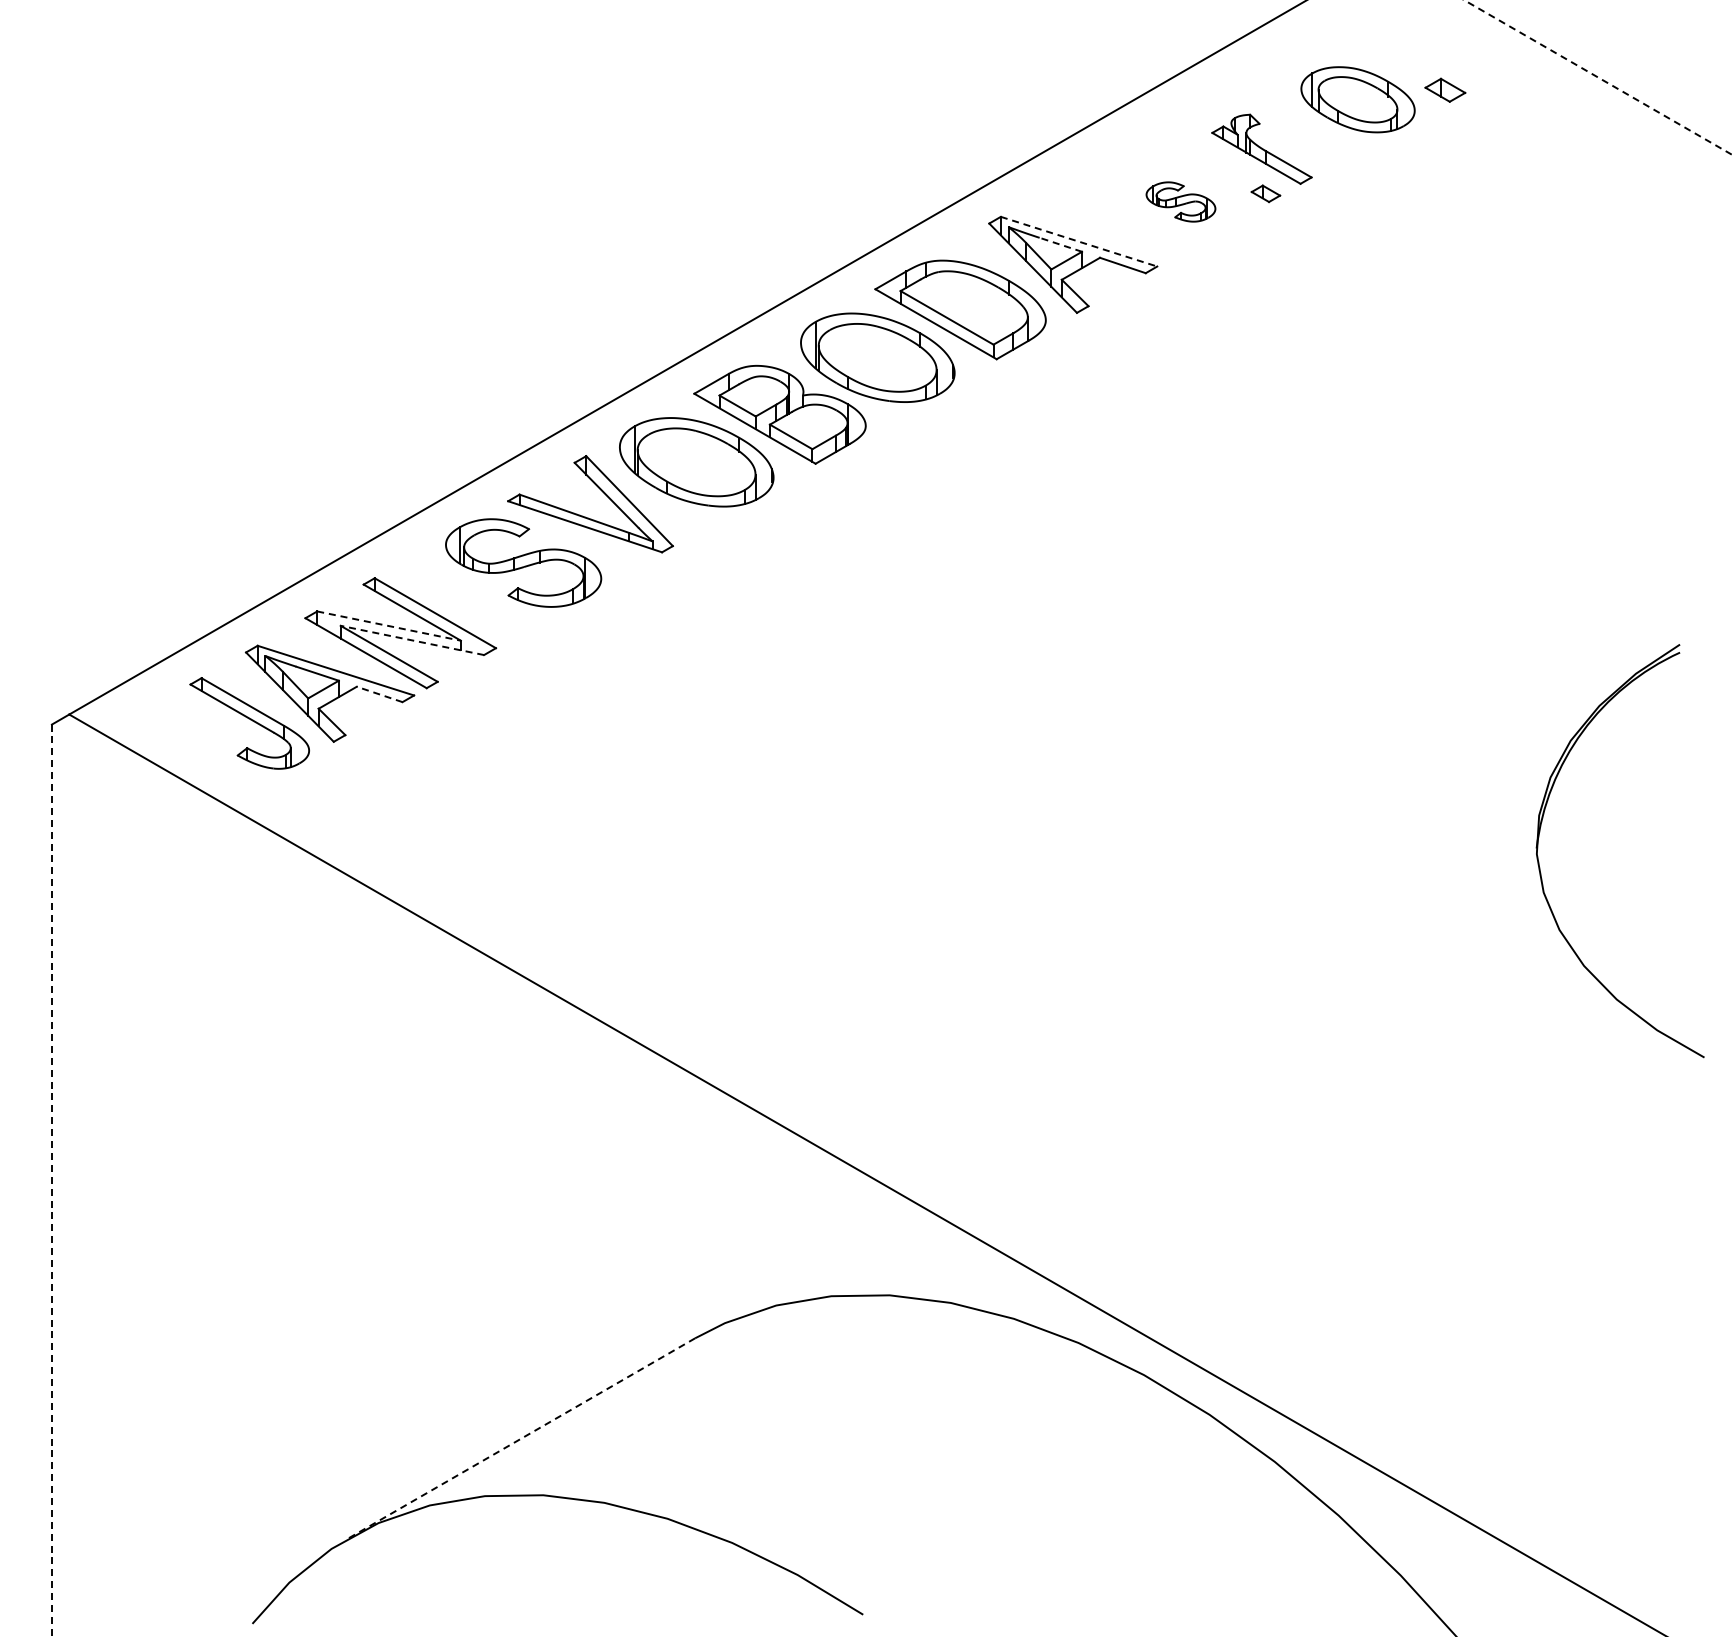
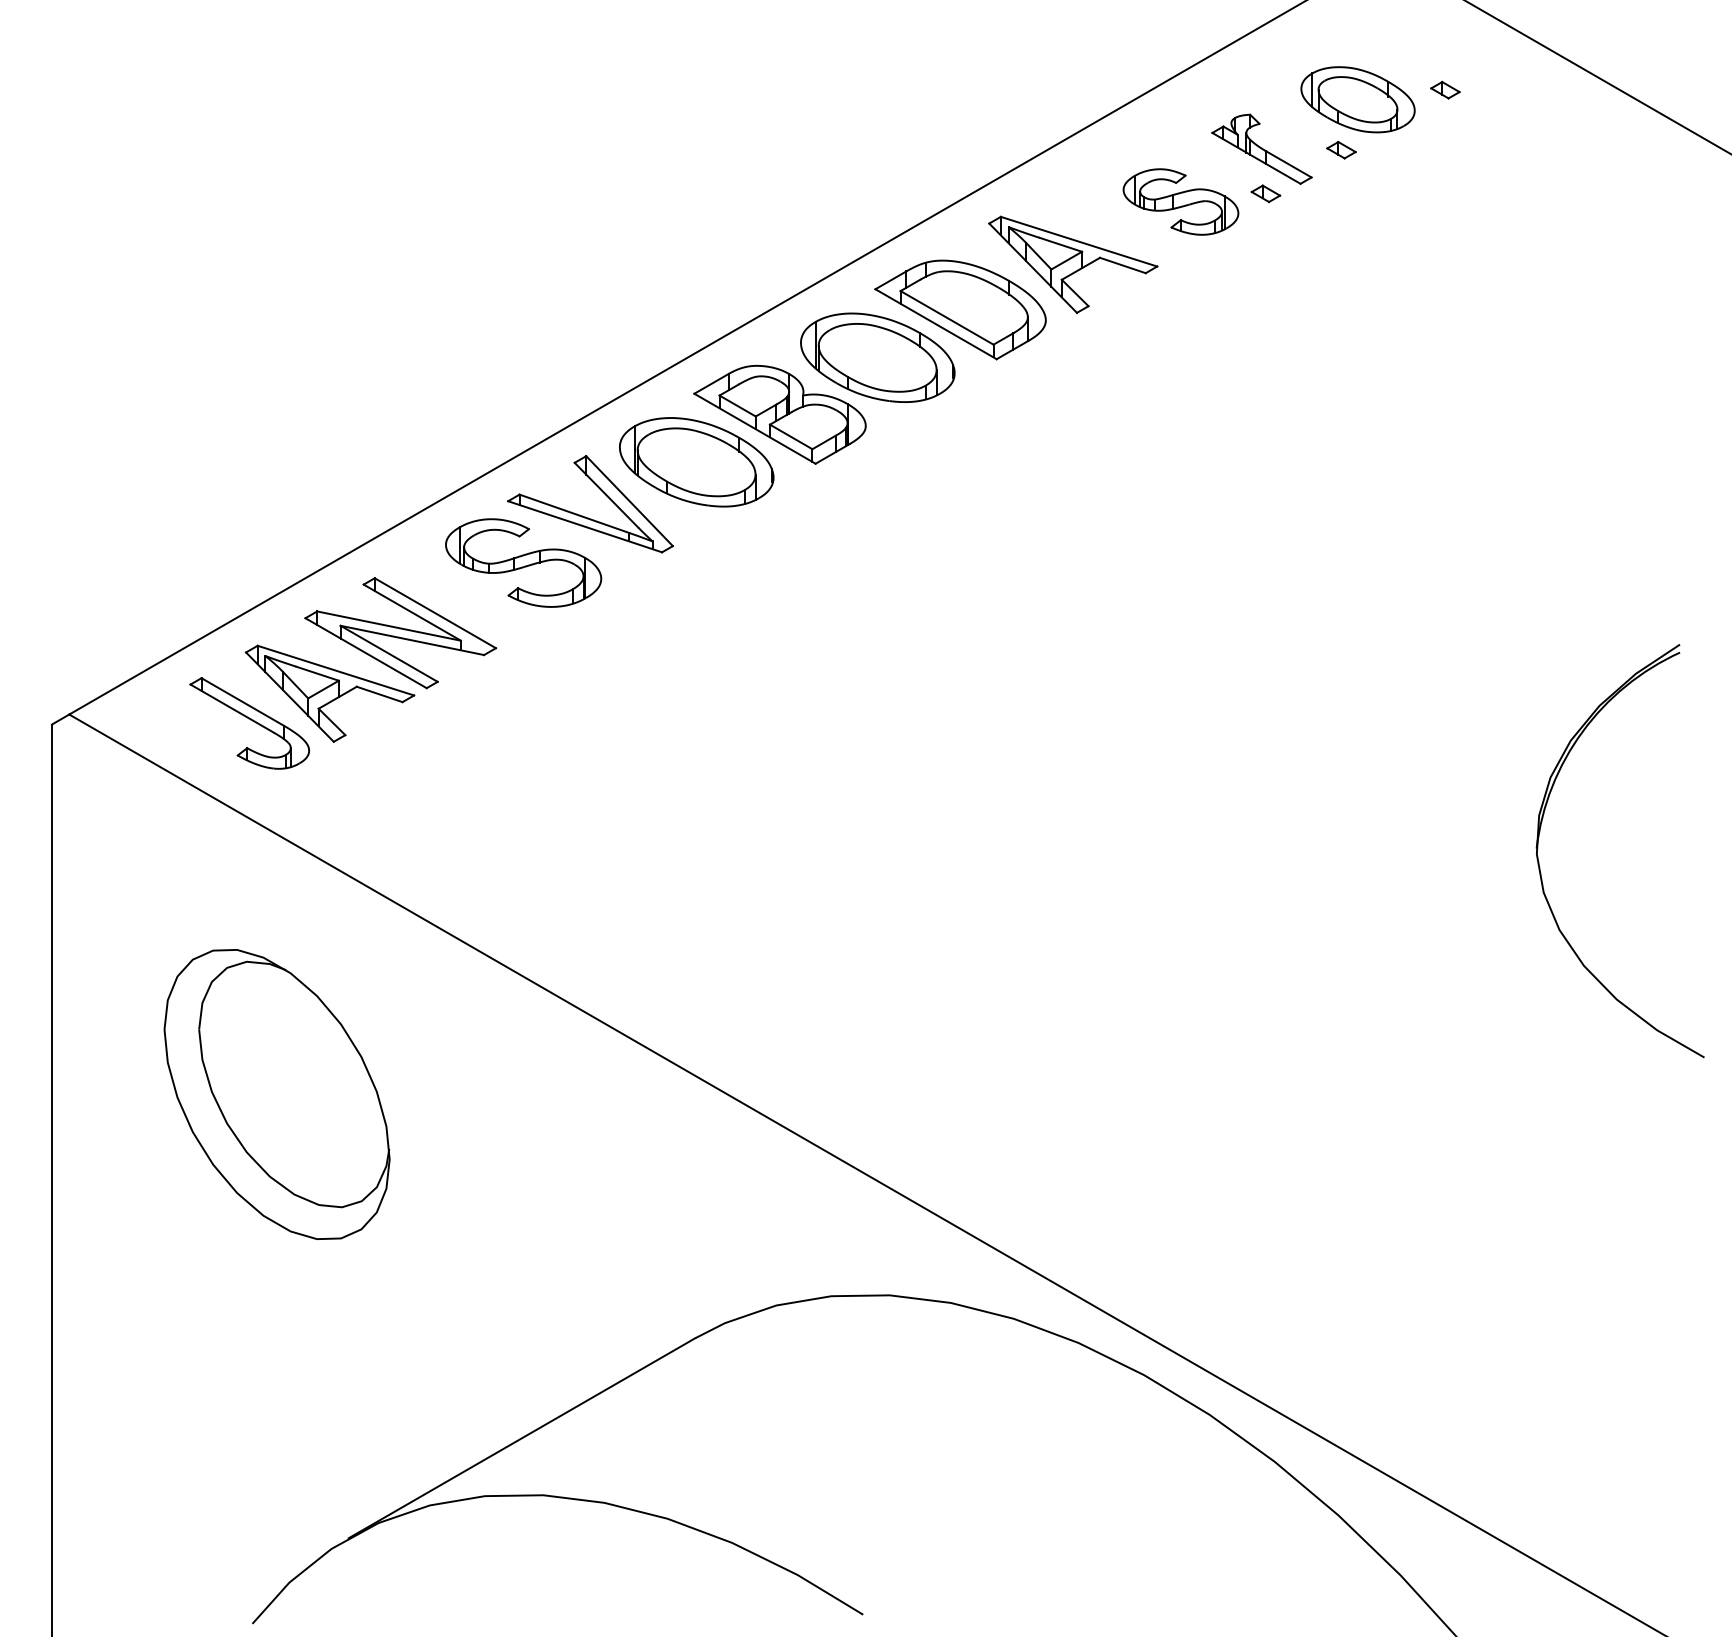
line: dashed -> solid (1597, 77)
part size: 43x26 px -> 31x20 px (1445, 89)
part: none -> present (1341, 149)
part size: 72x42 px -> 118x68 px (1180, 201)
line: dashed -> solid (1079, 241)
line: dashed -> solid (1060, 244)
line: dashed -> solid (389, 626)
line: dashed -> solid (411, 640)
line: dashed -> solid (379, 694)
part: none -> present (276, 1094)
line: dashed -> solid (51, 1180)
line: dashed -> solid (521, 1438)
